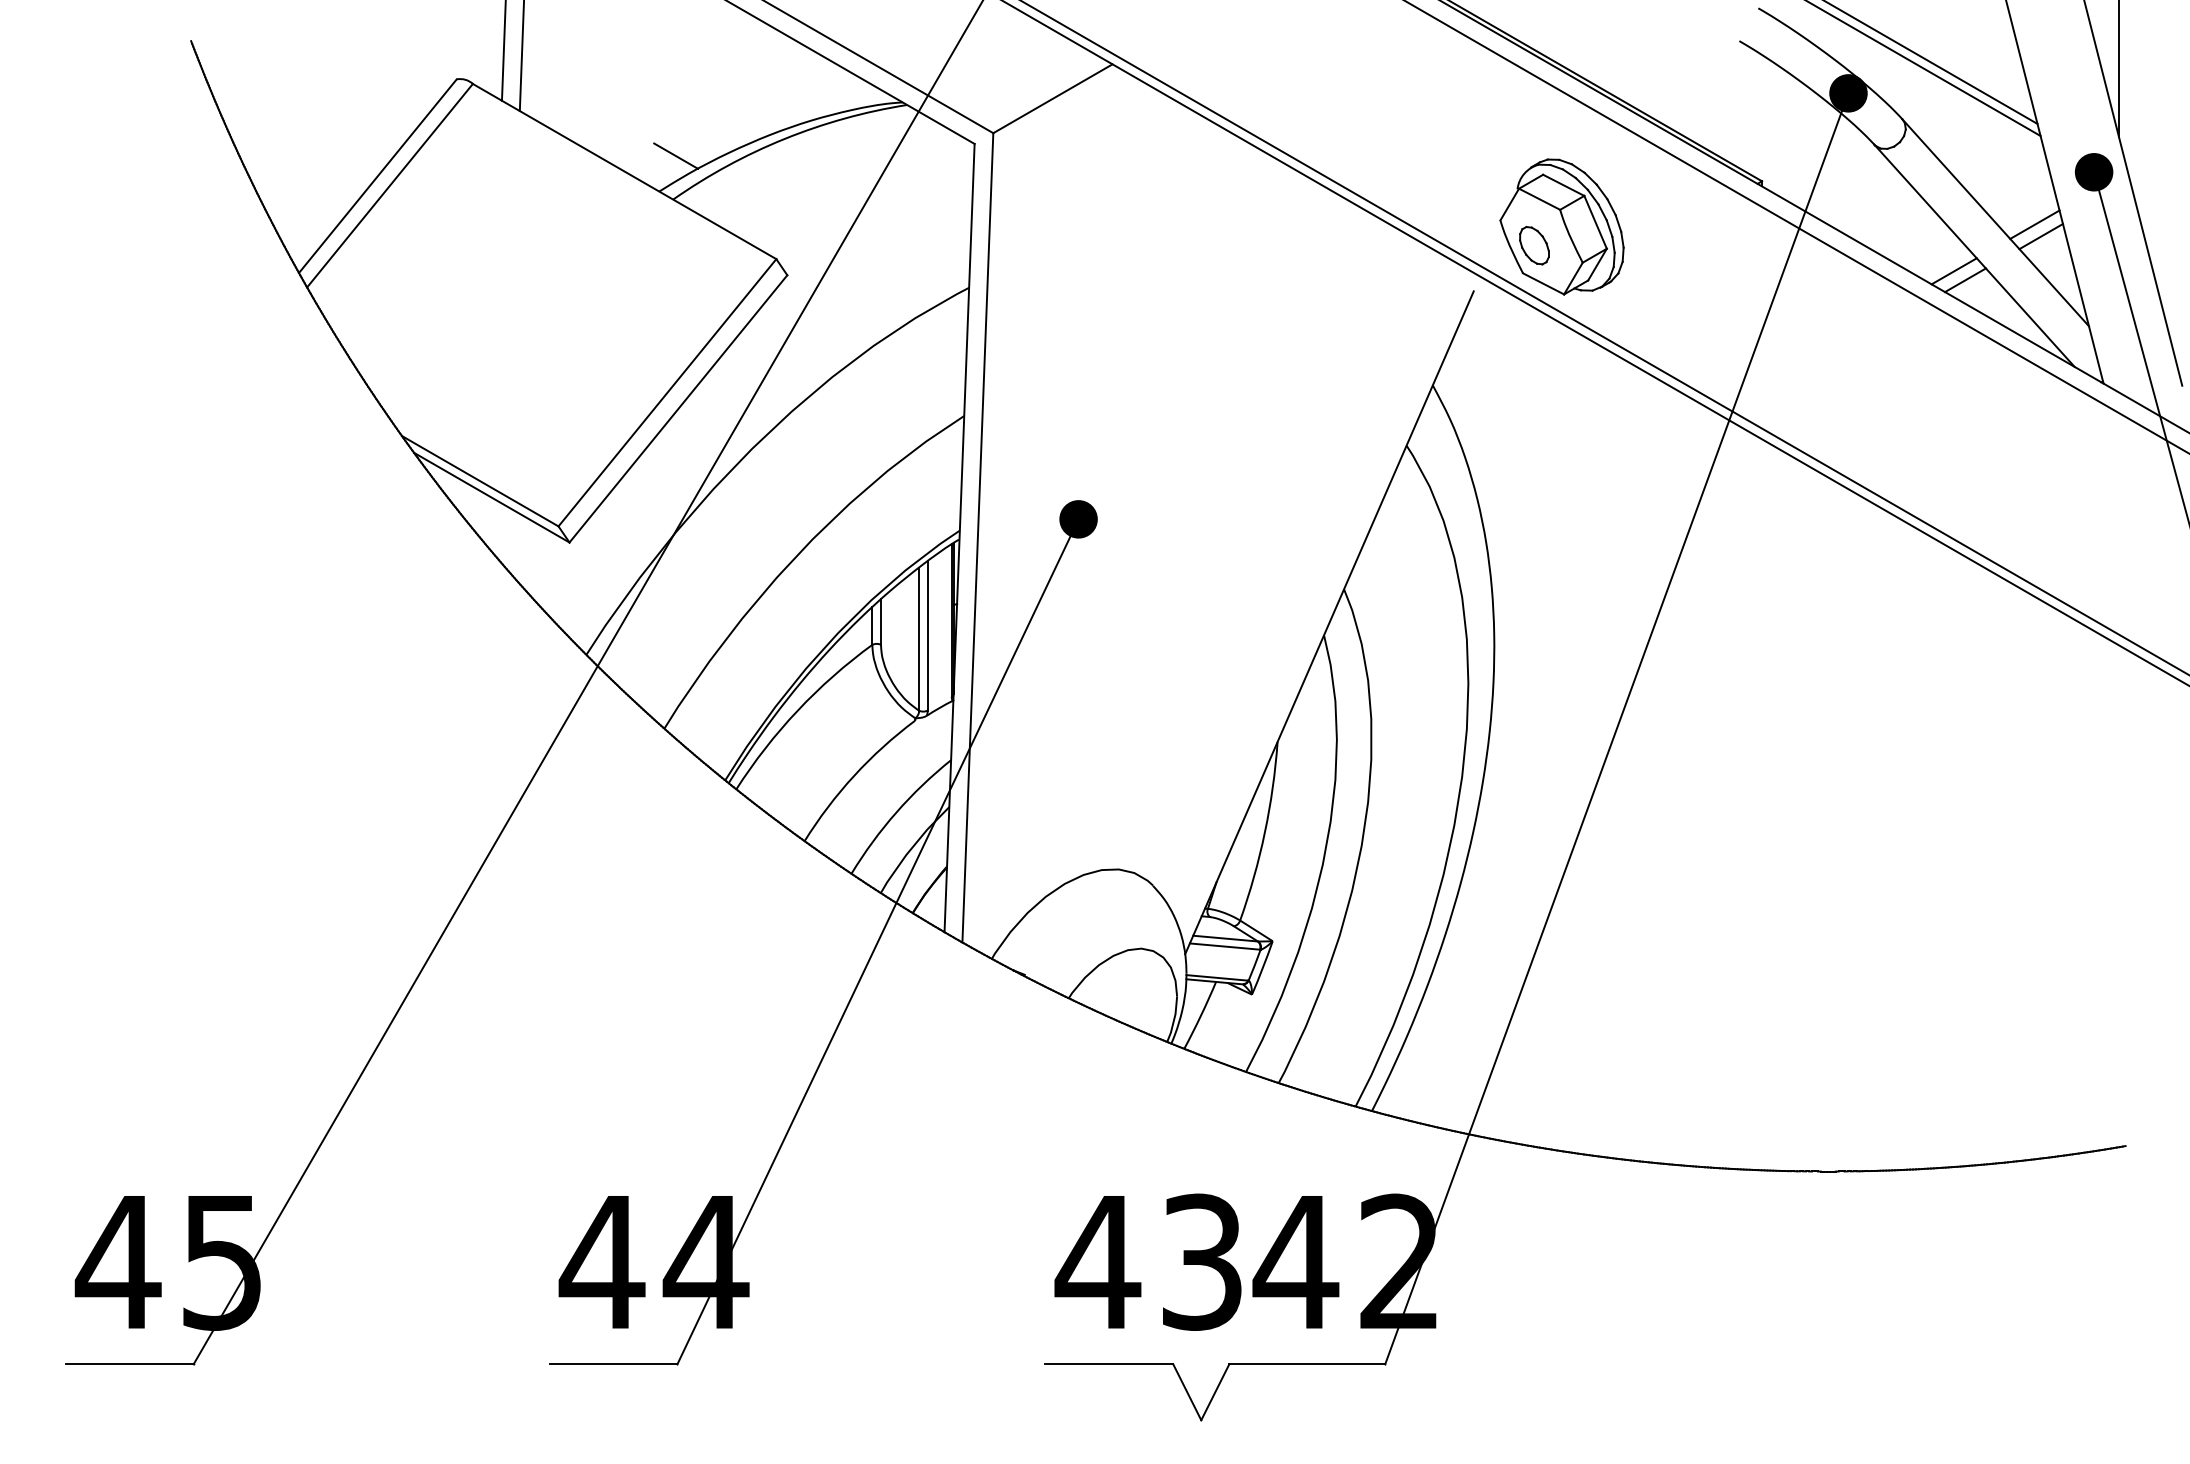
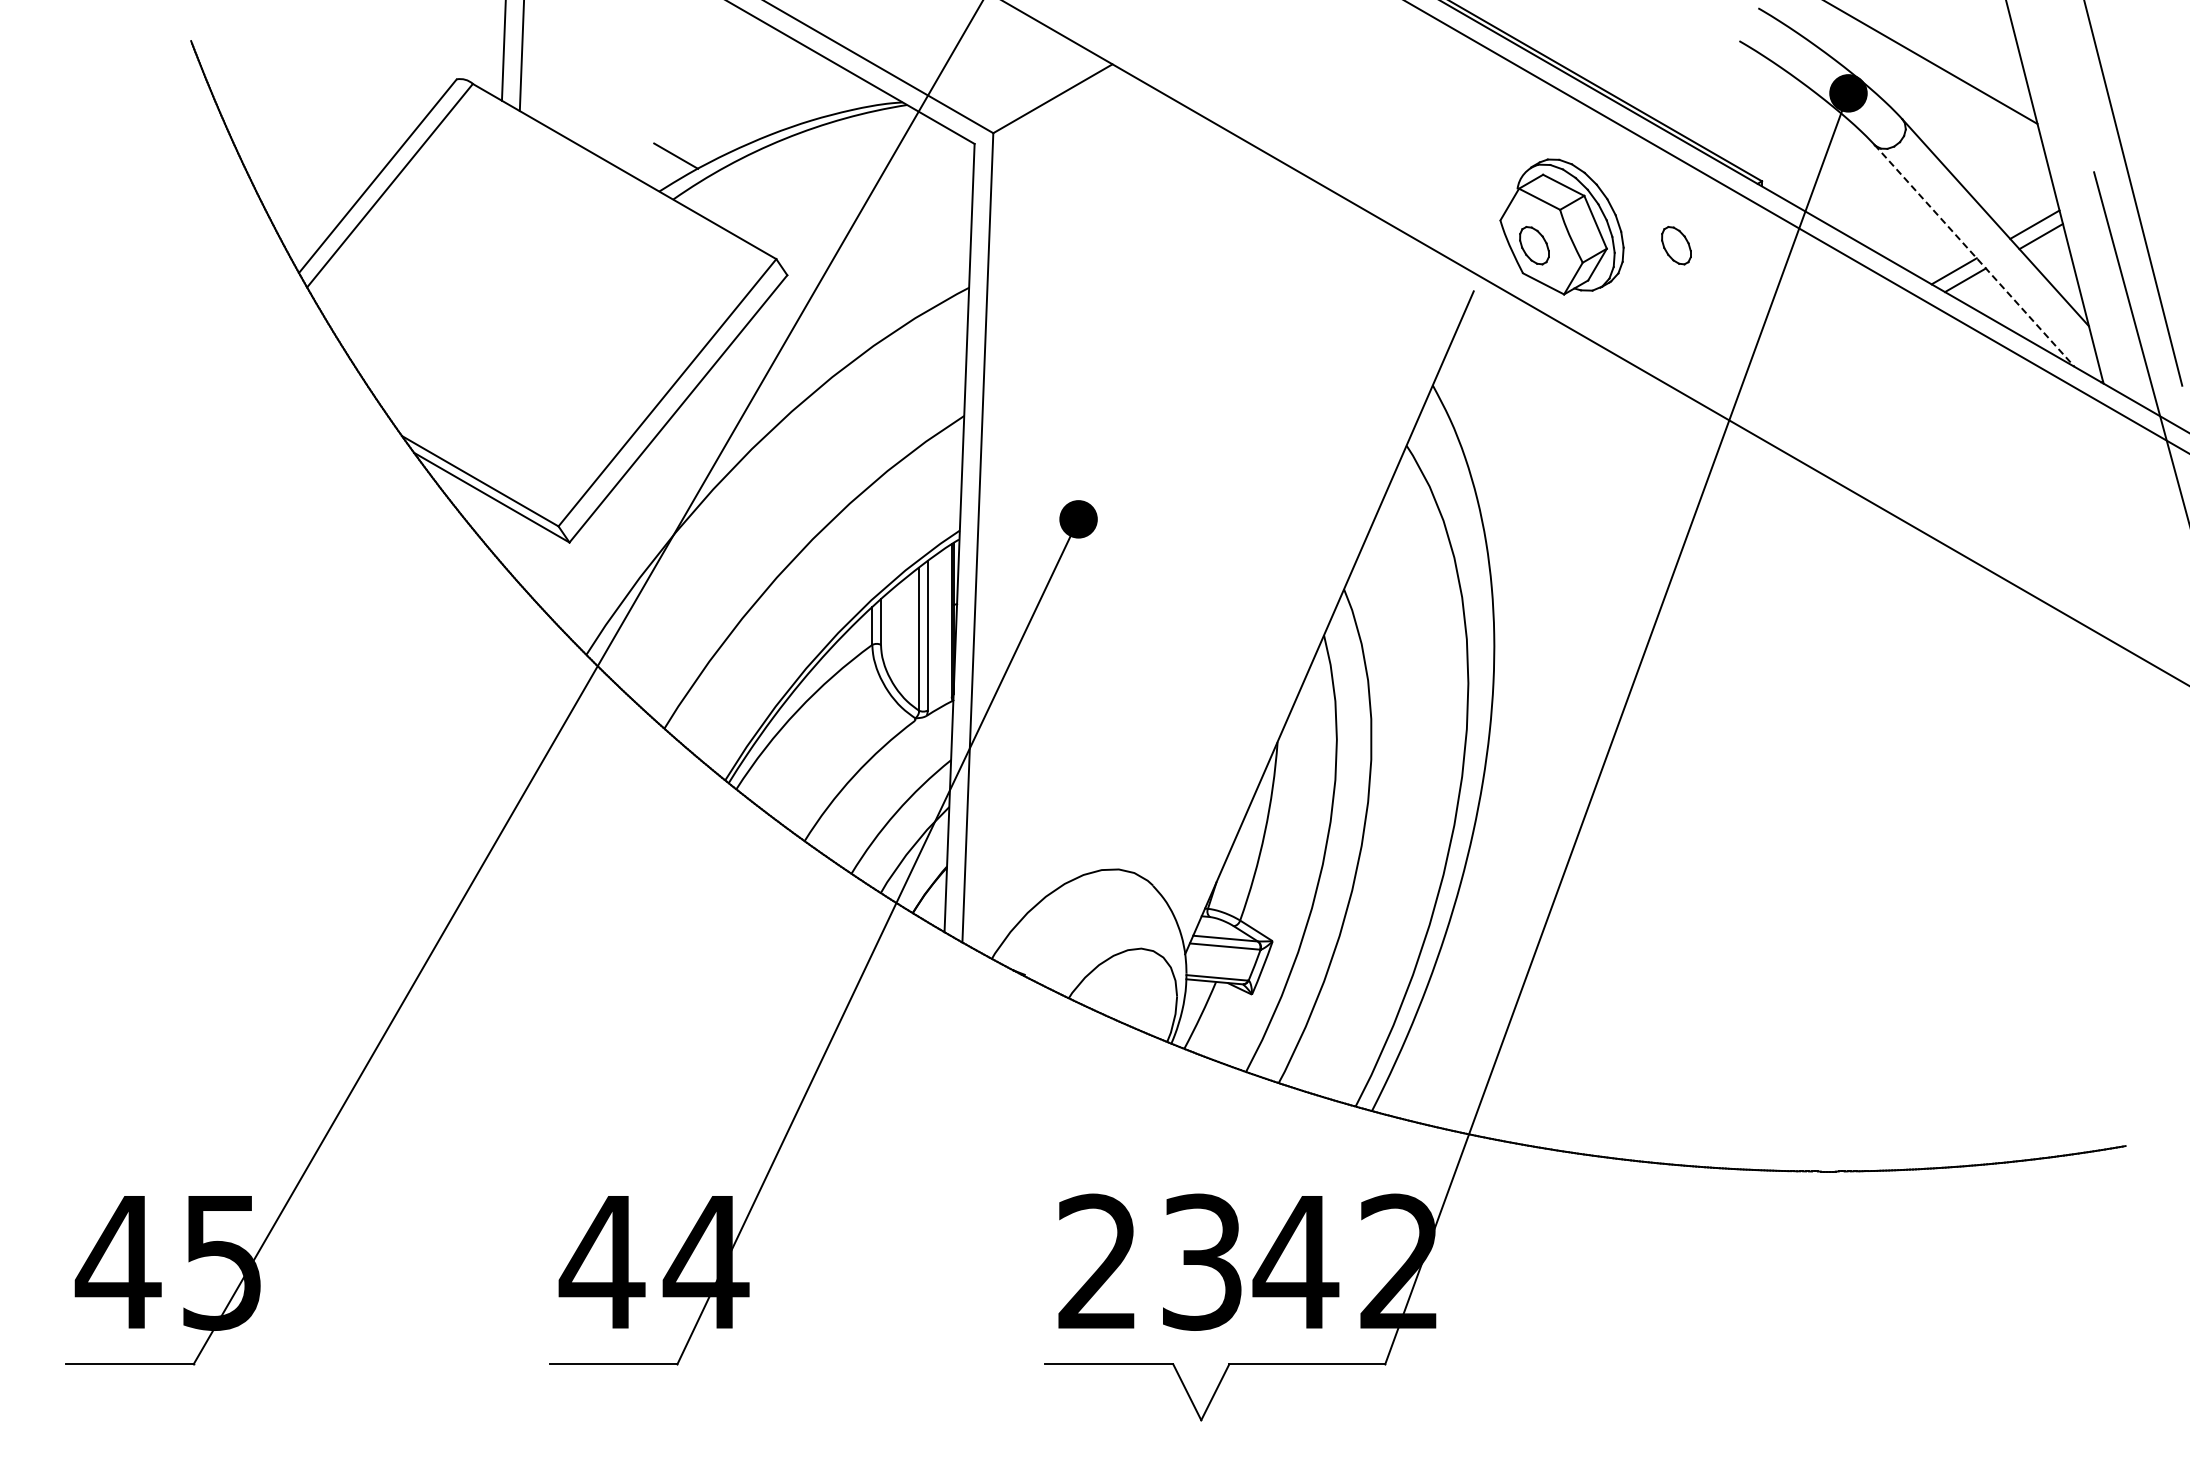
line: present -> none (1924, 69)
line: present -> none (2119, 69)
fill: present -> none (2093, 172)
part: none -> present (1676, 245)
line: solid -> dashed (1974, 255)
line: present -> none (1604, 337)
text: 43 -> 23 (1097, 1260)
